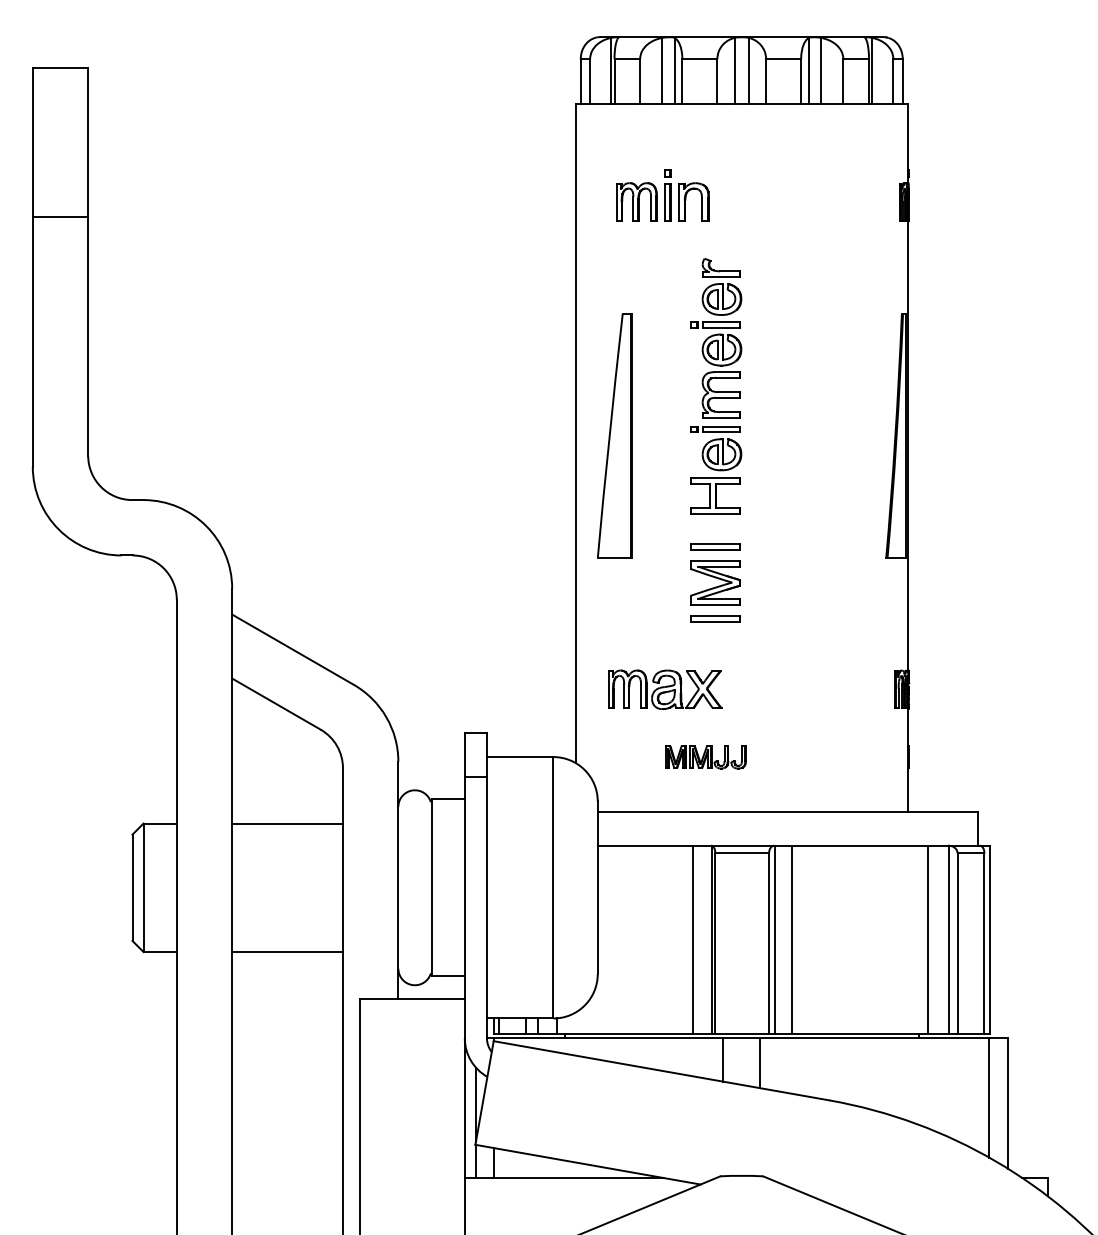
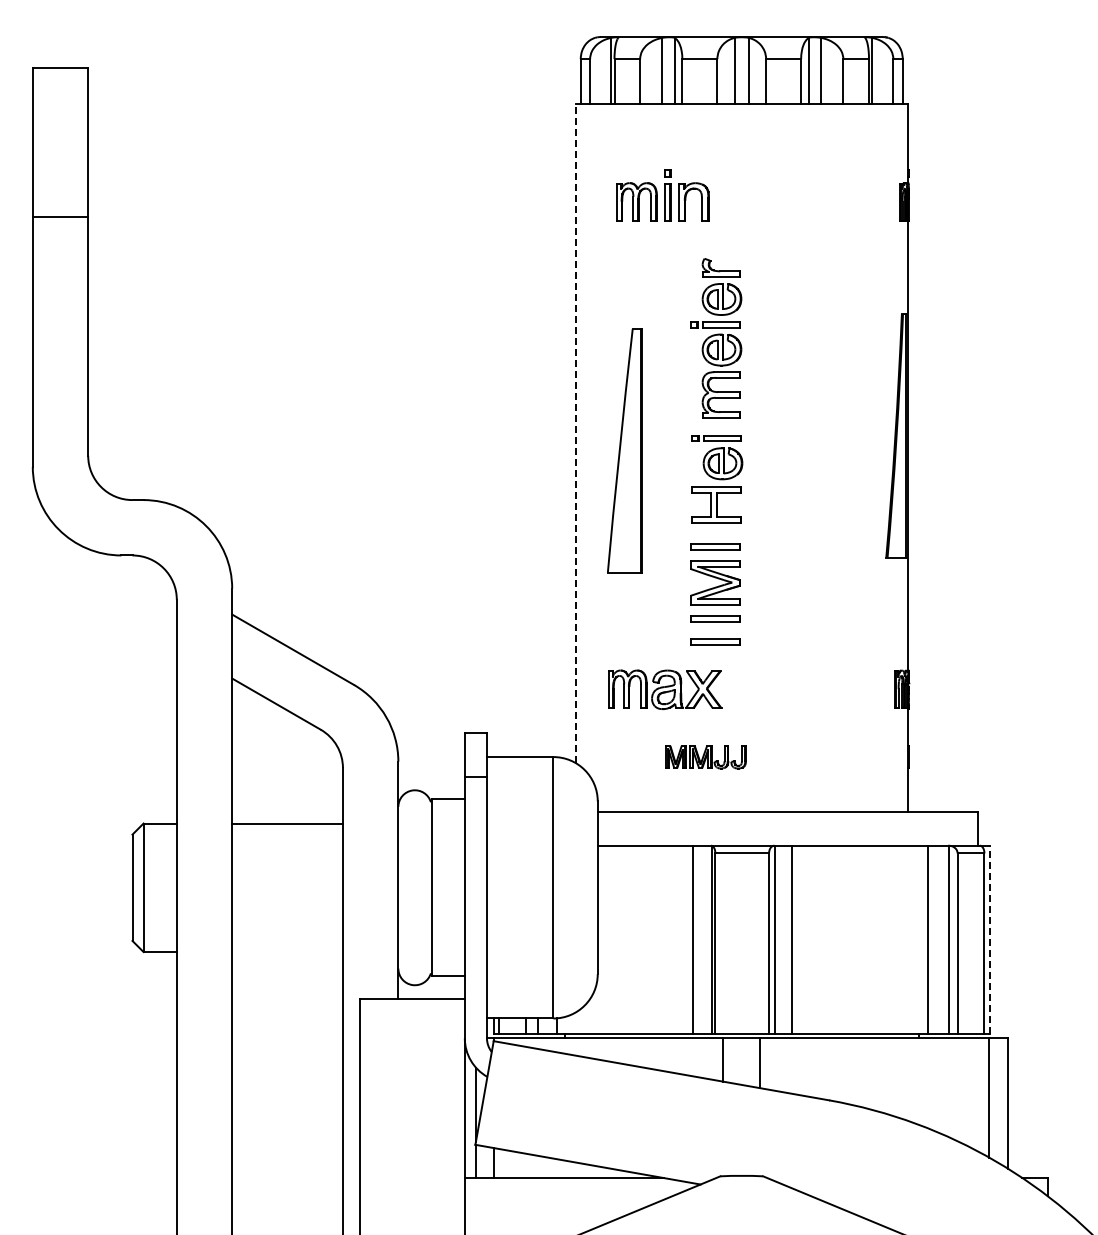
line: solid -> dashed (575, 433)
part position: (614, 435) -> (624, 450) (624, 450)
part position: (716, 470) -> (717, 479) (717, 479)
part: none -> present (715, 641)
line: solid -> dashed (989, 939)
line: present -> none (287, 952)
